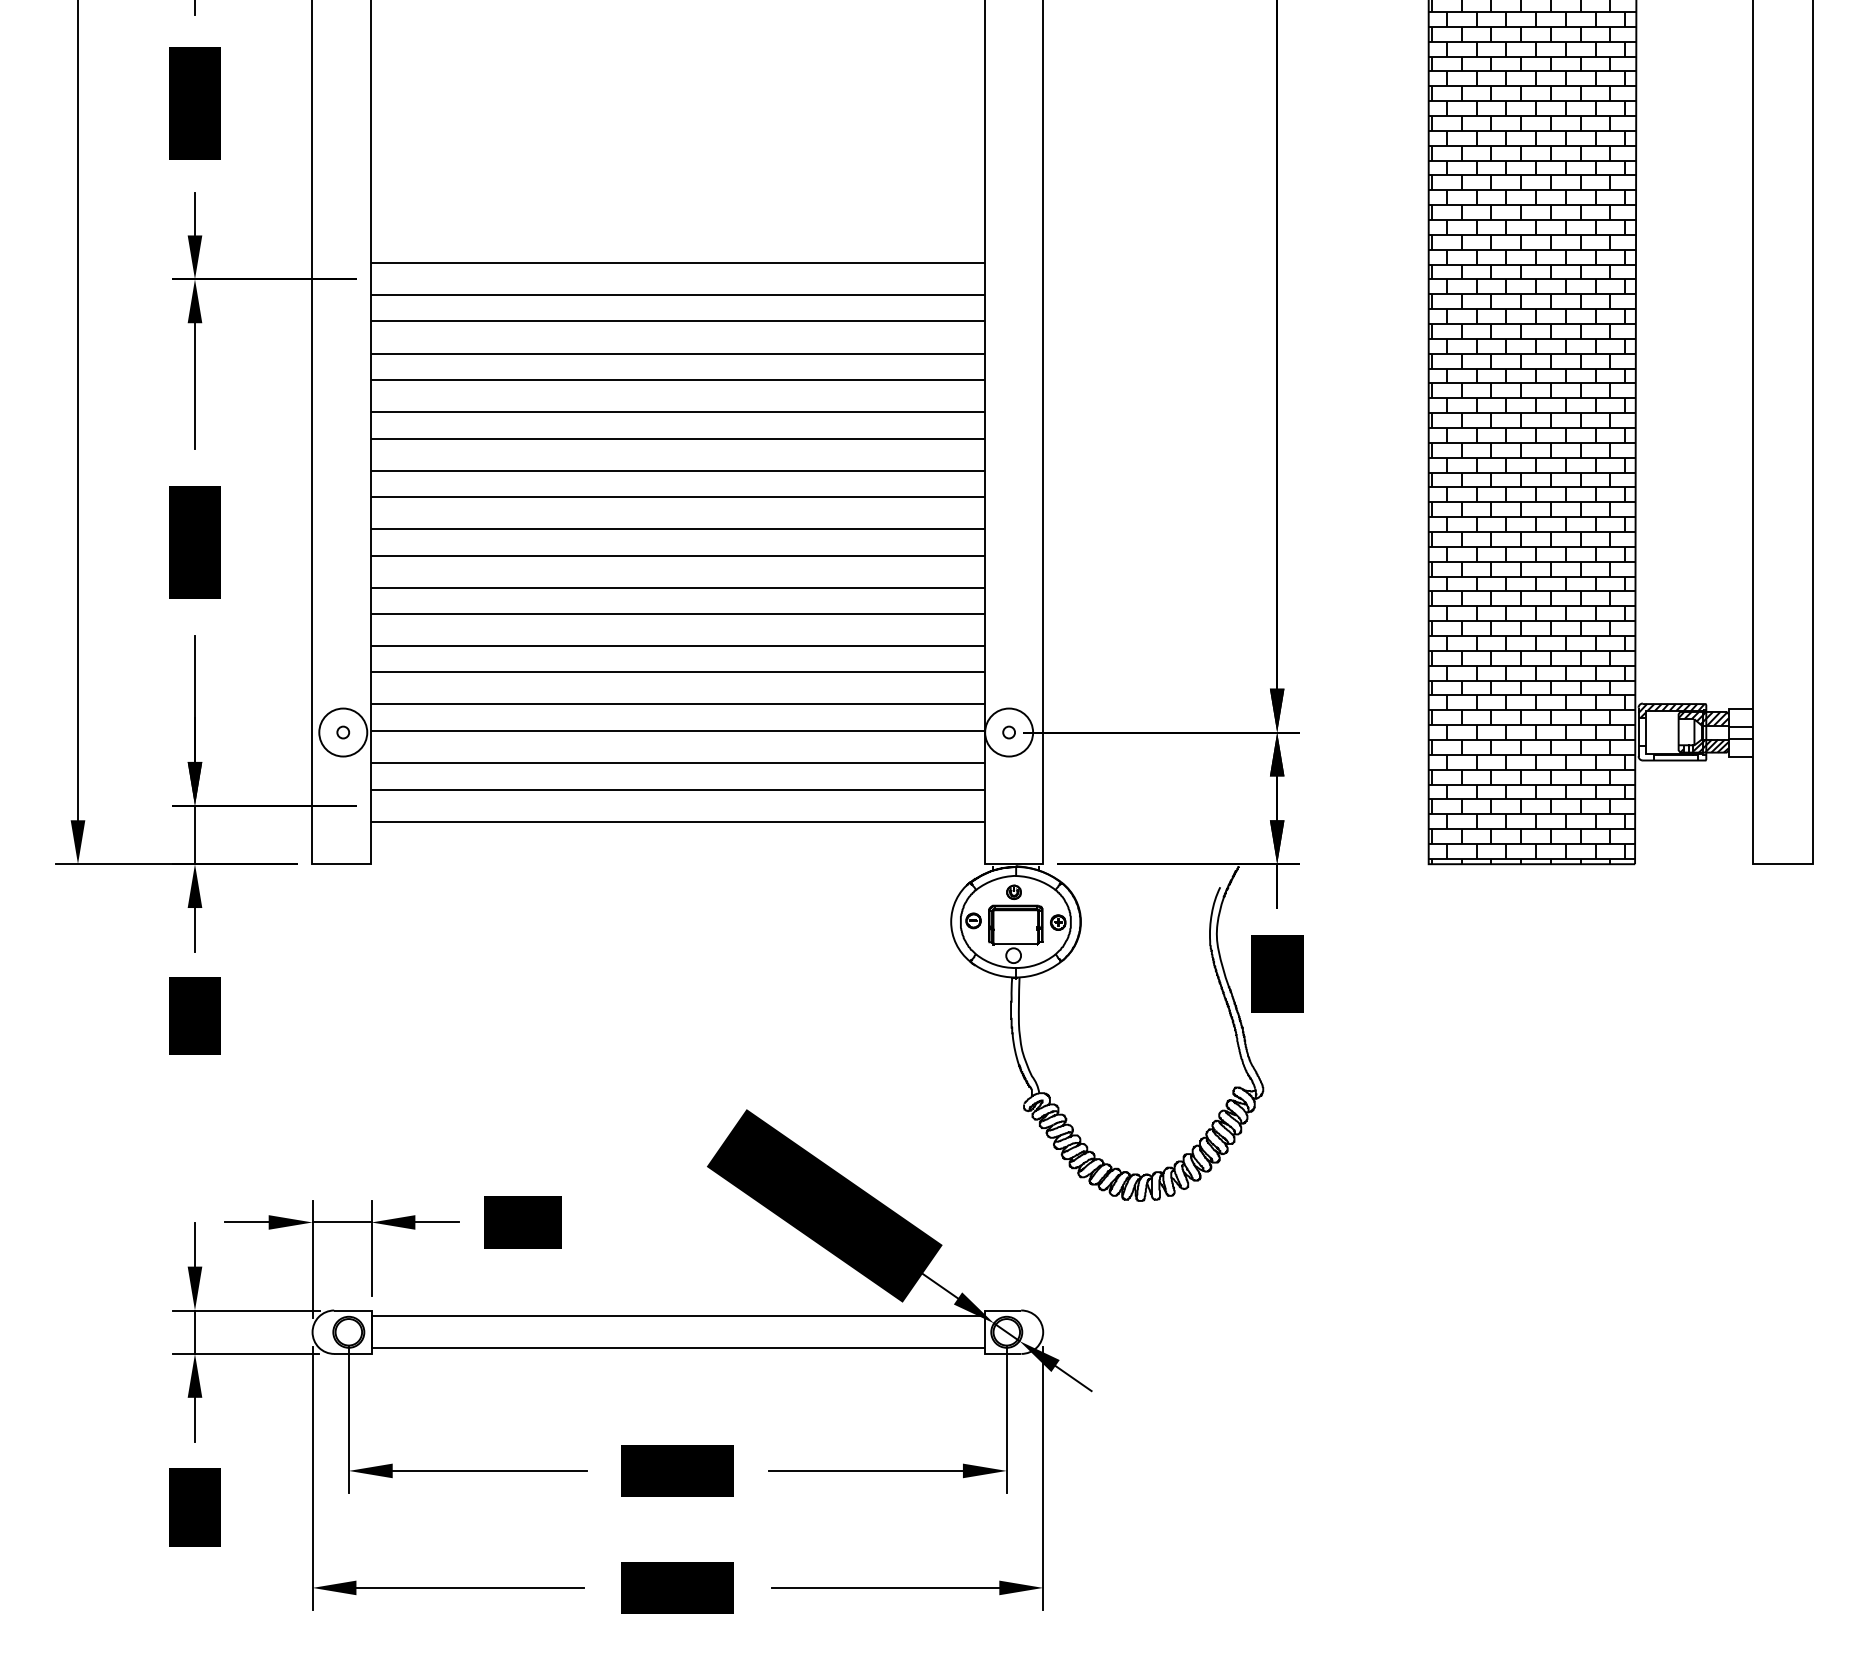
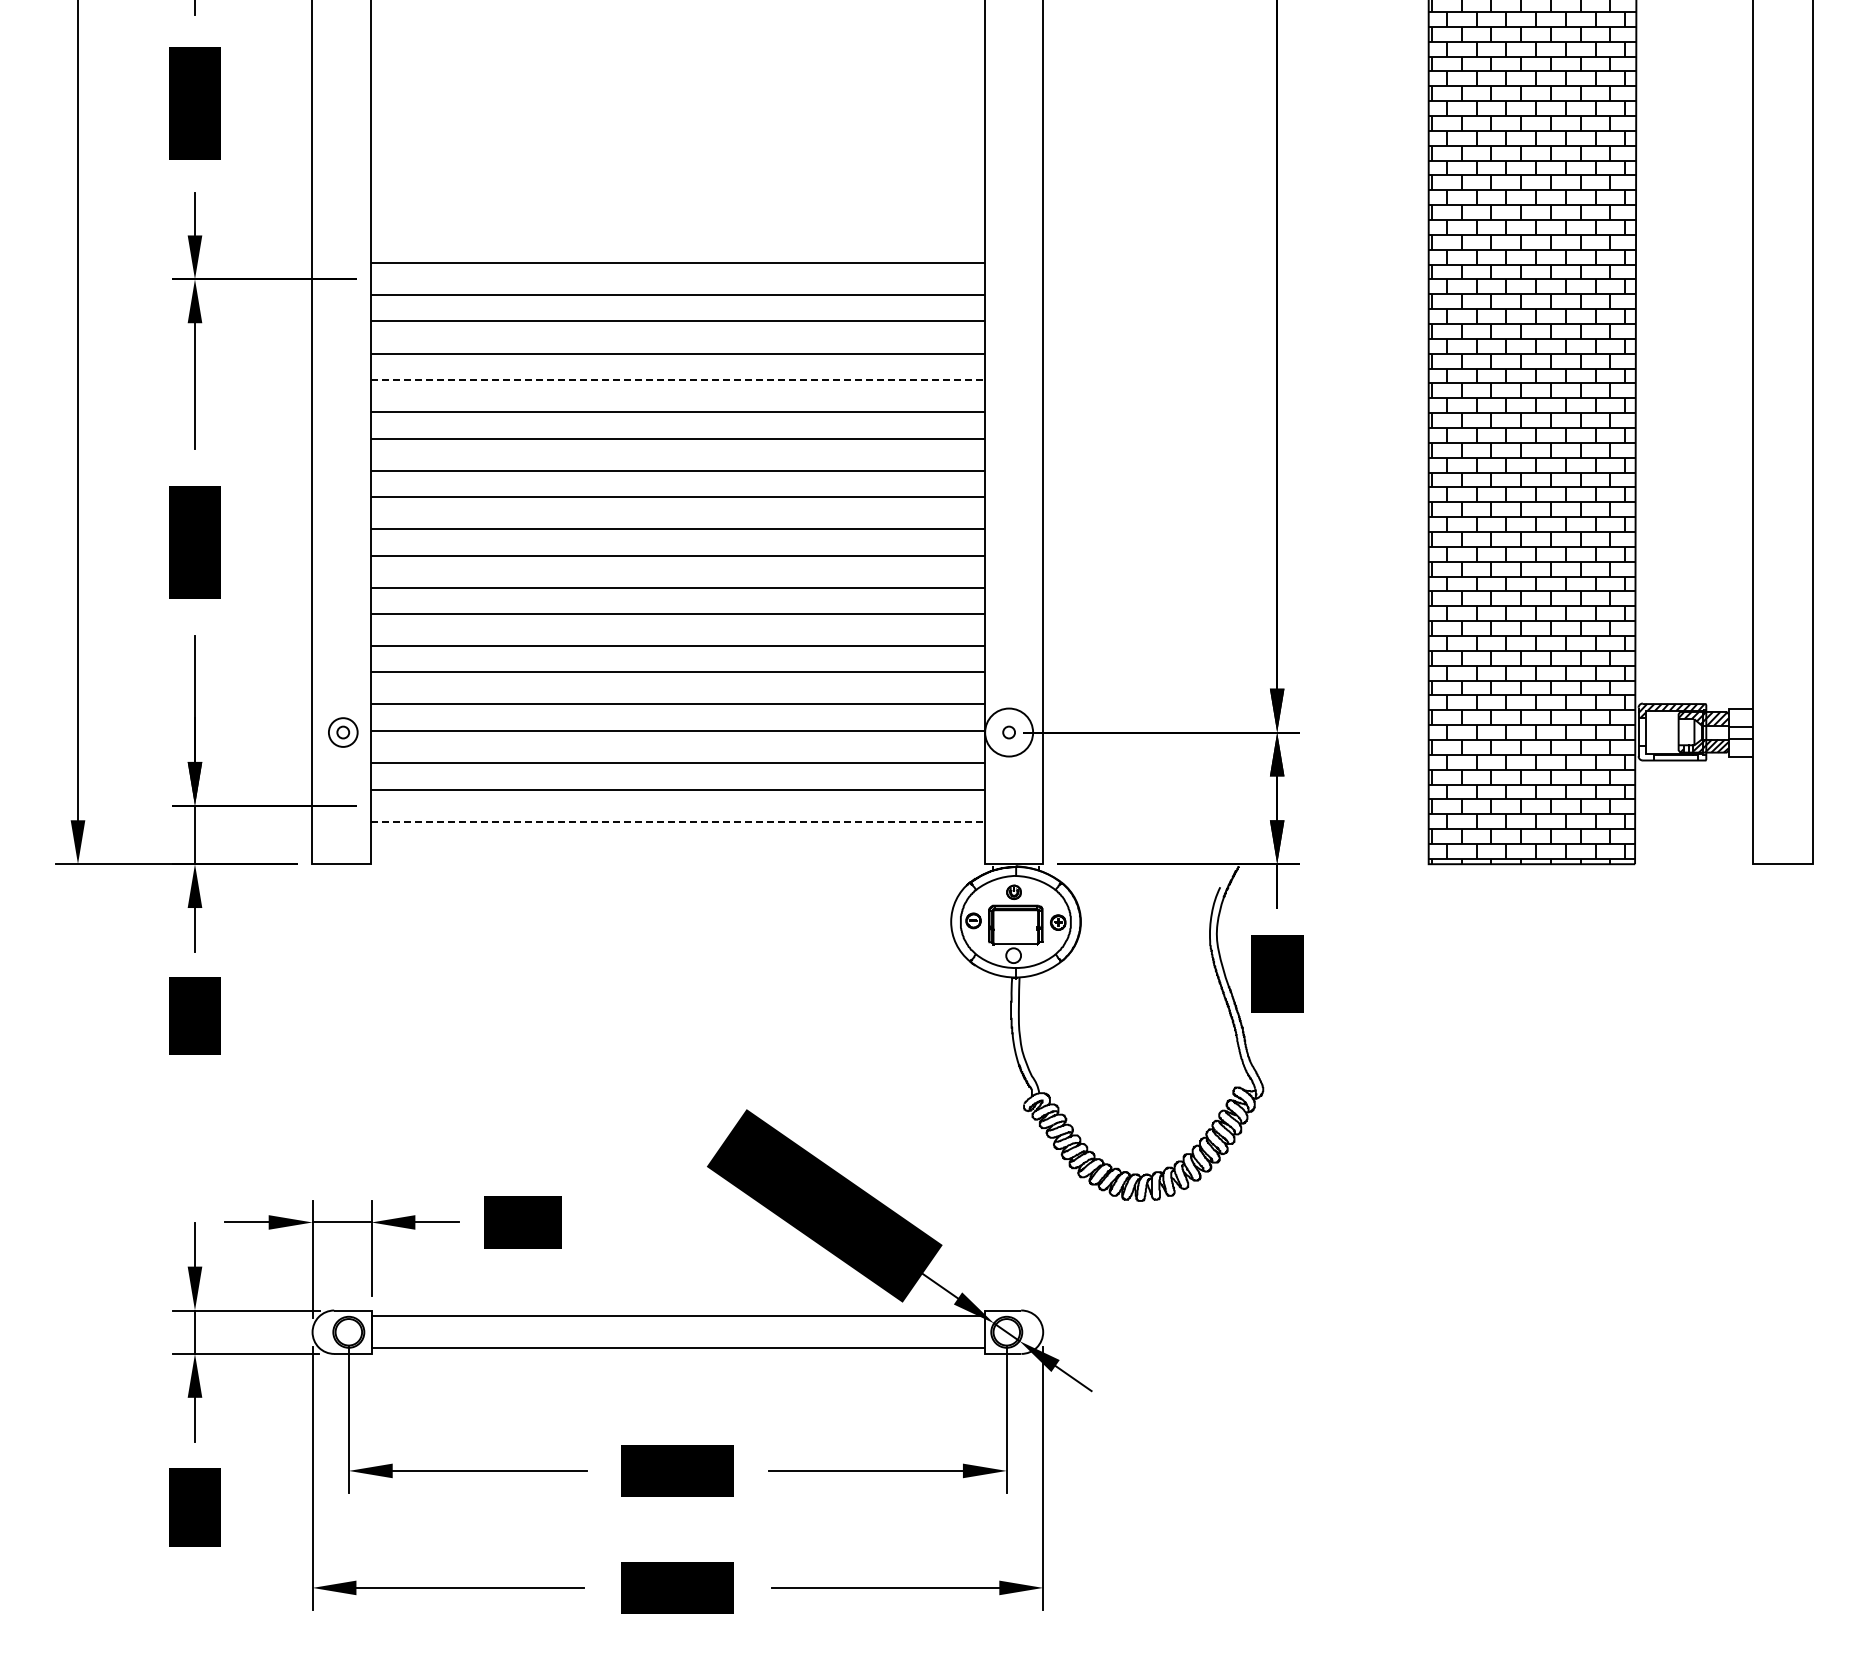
line: solid -> dashed (677, 380)
circle diameter: 48 px -> 29 px (342, 732)
line: solid -> dashed (677, 821)
